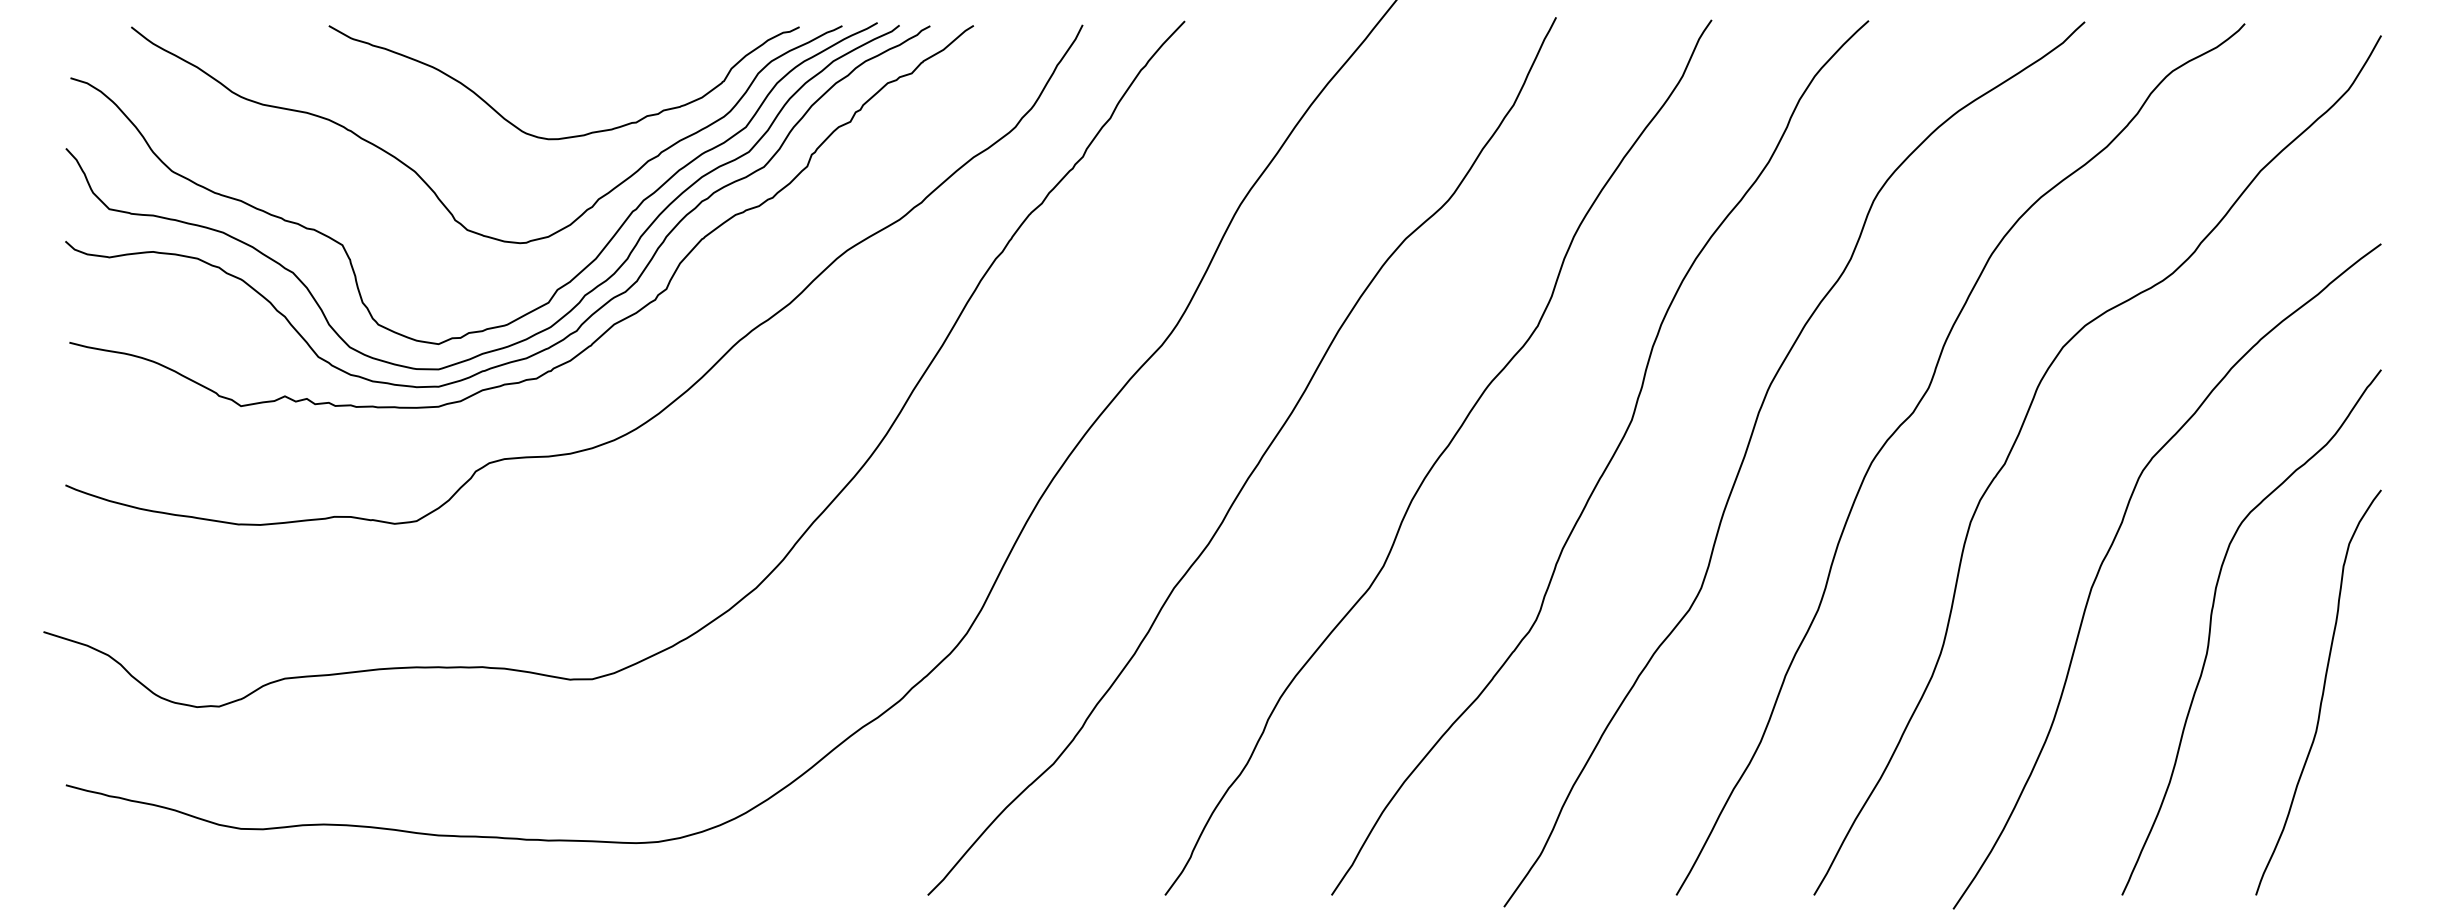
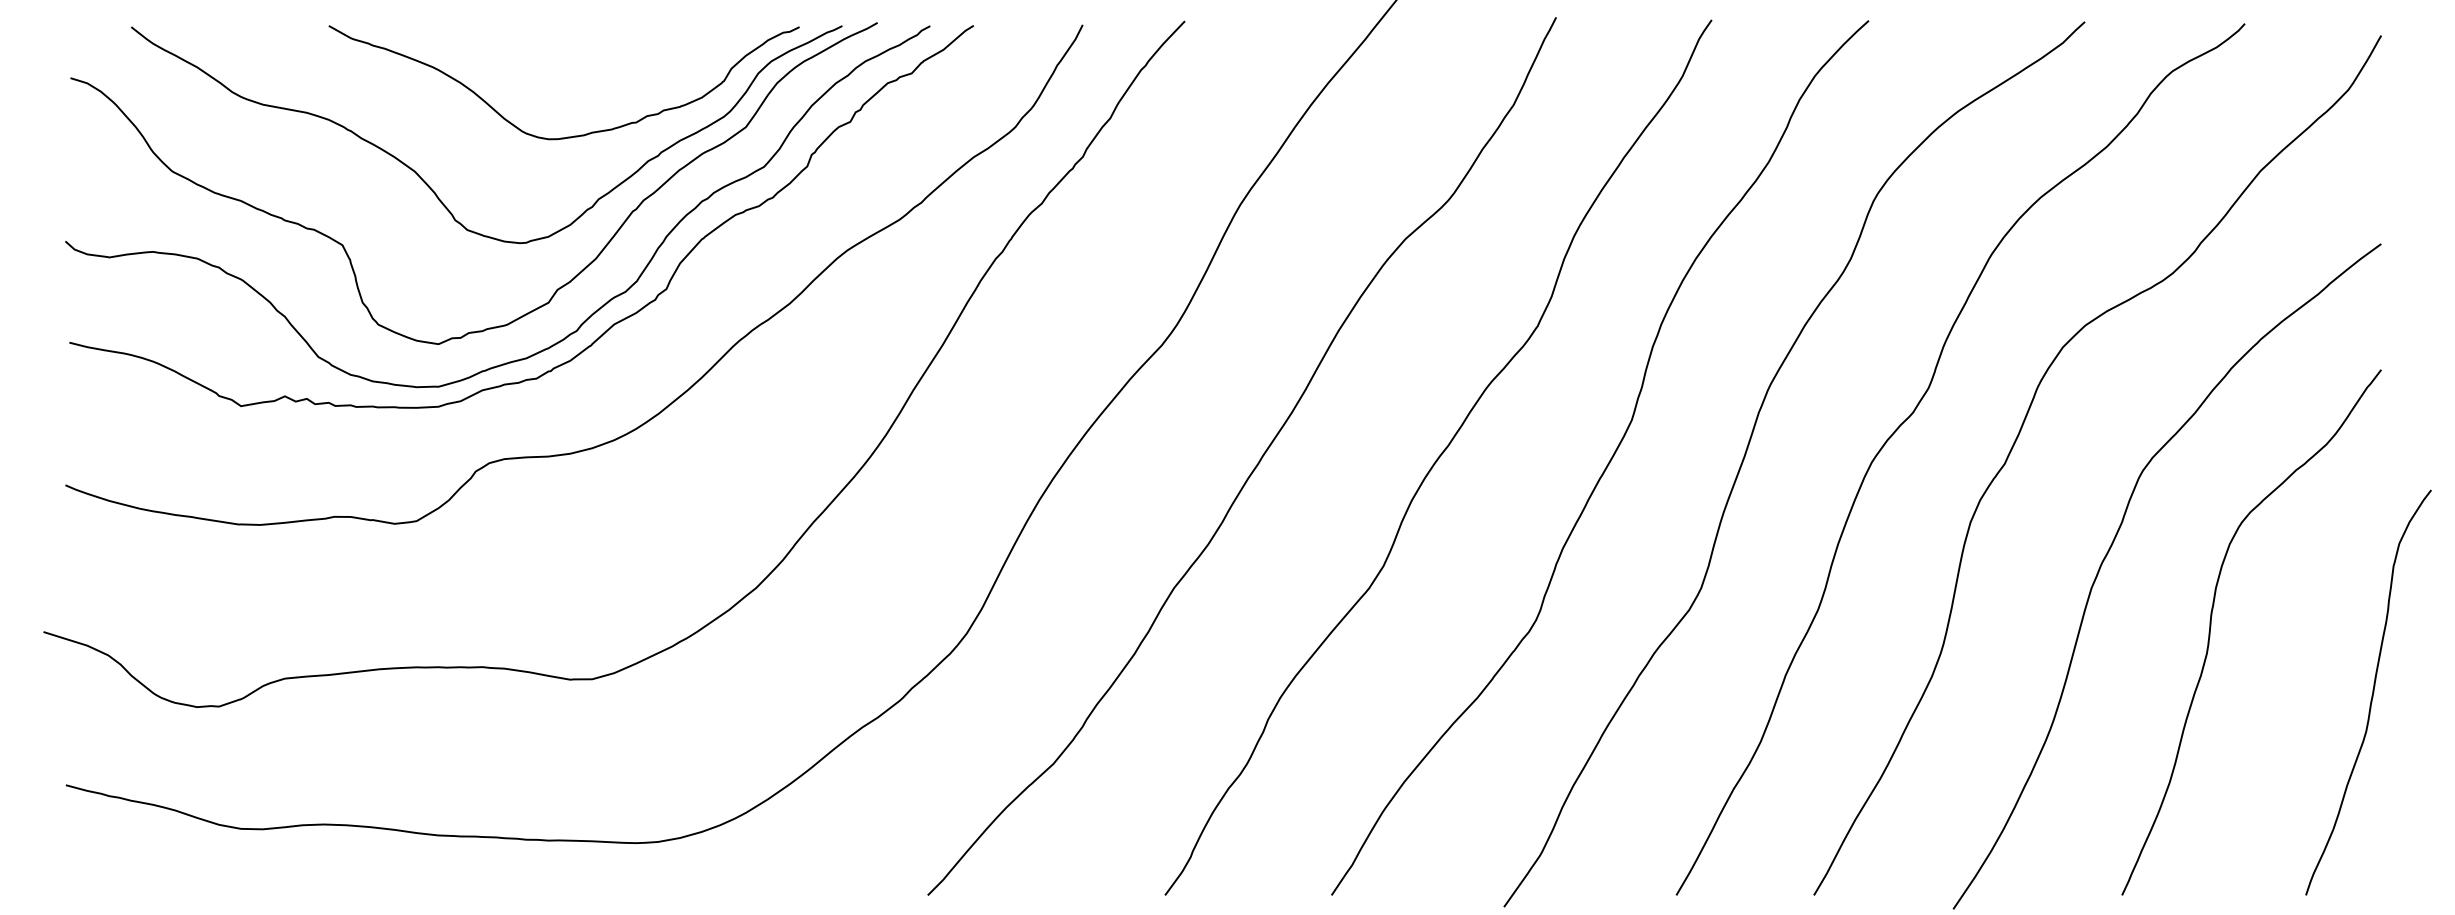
curve: present -> none (583, 295)
curve position: (2322, 692) -> (2372, 692) (2372, 692)
